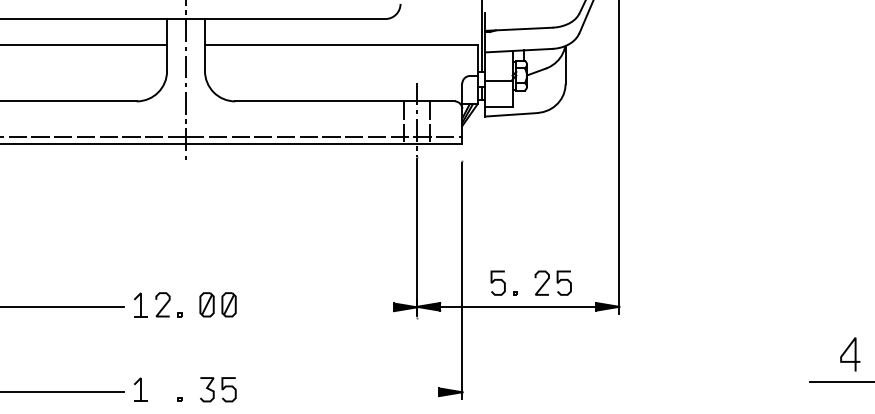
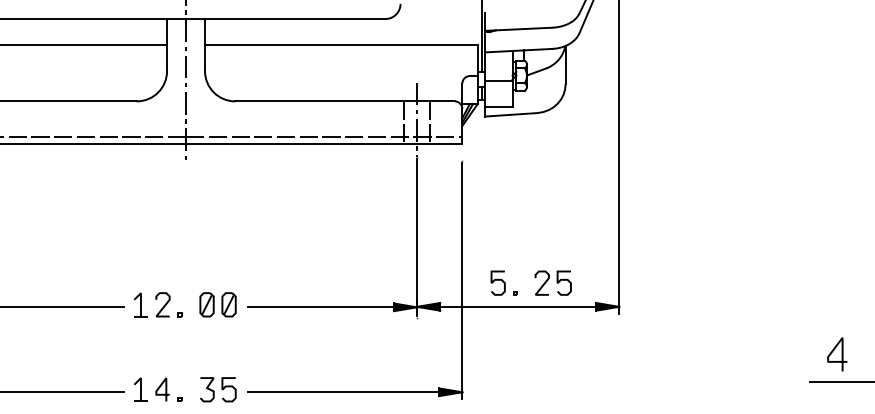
line: none -> present (320, 307)
curve position: (854, 354) -> (841, 354) (841, 354)
curve: none -> present (160, 387)
line: none -> present (343, 392)
